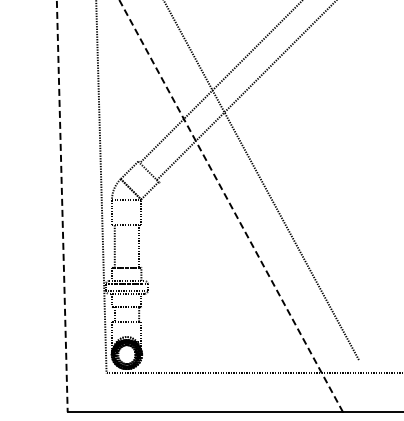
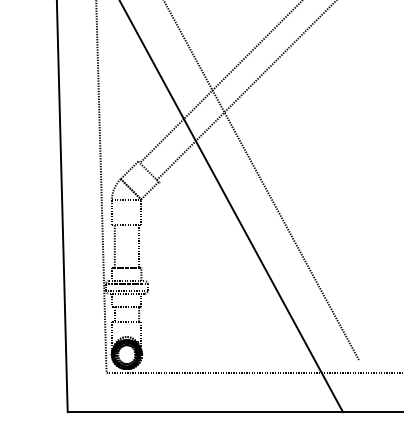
line: dashed -> solid (231, 205)
line: dashed -> solid (62, 206)
